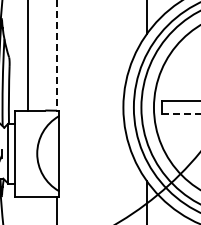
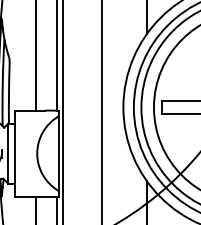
line: dashed -> solid (57, 55)
line position: (27, 56) -> (35, 56) (35, 56)
line: none -> present (63, 111)
line: none -> present (102, 111)
line: dashed -> solid (181, 113)
line: none -> present (35, 208)
